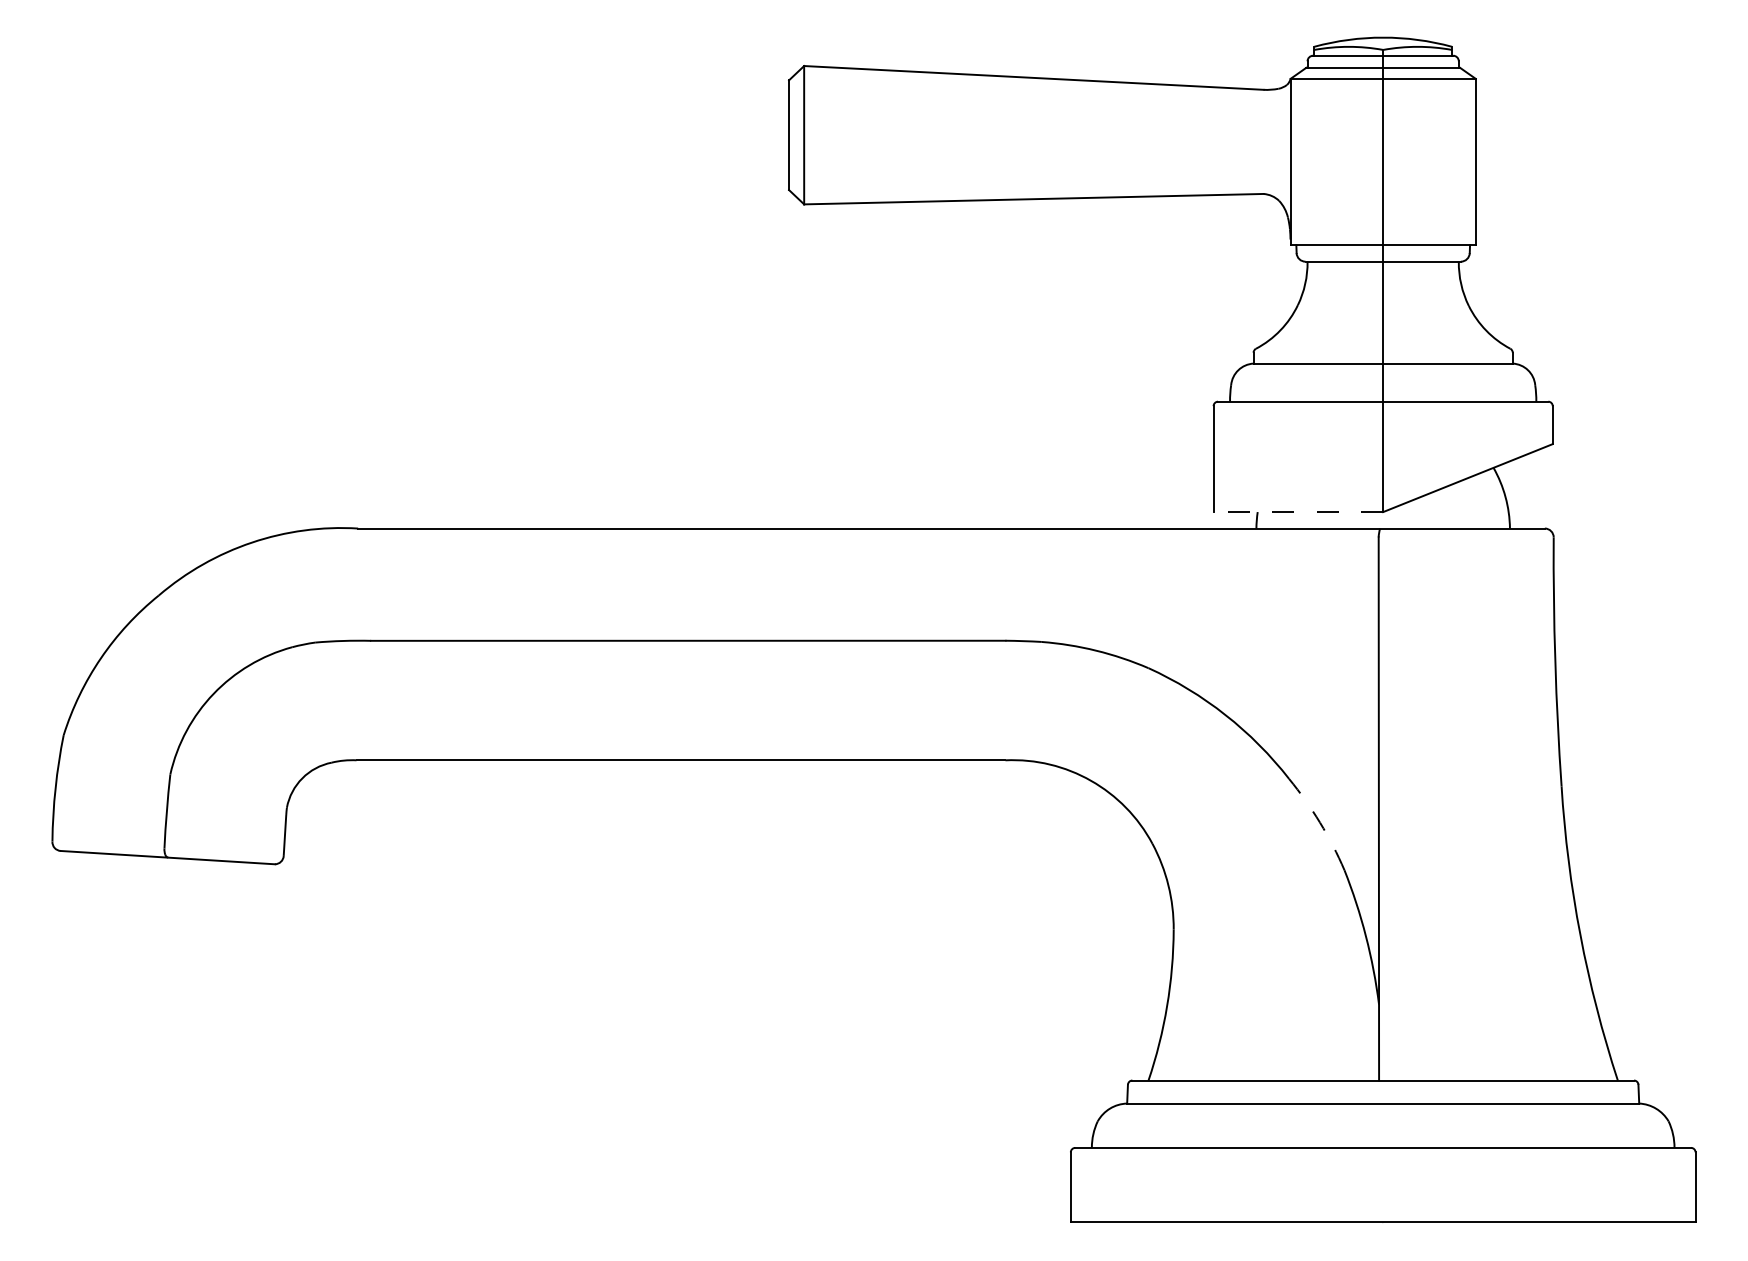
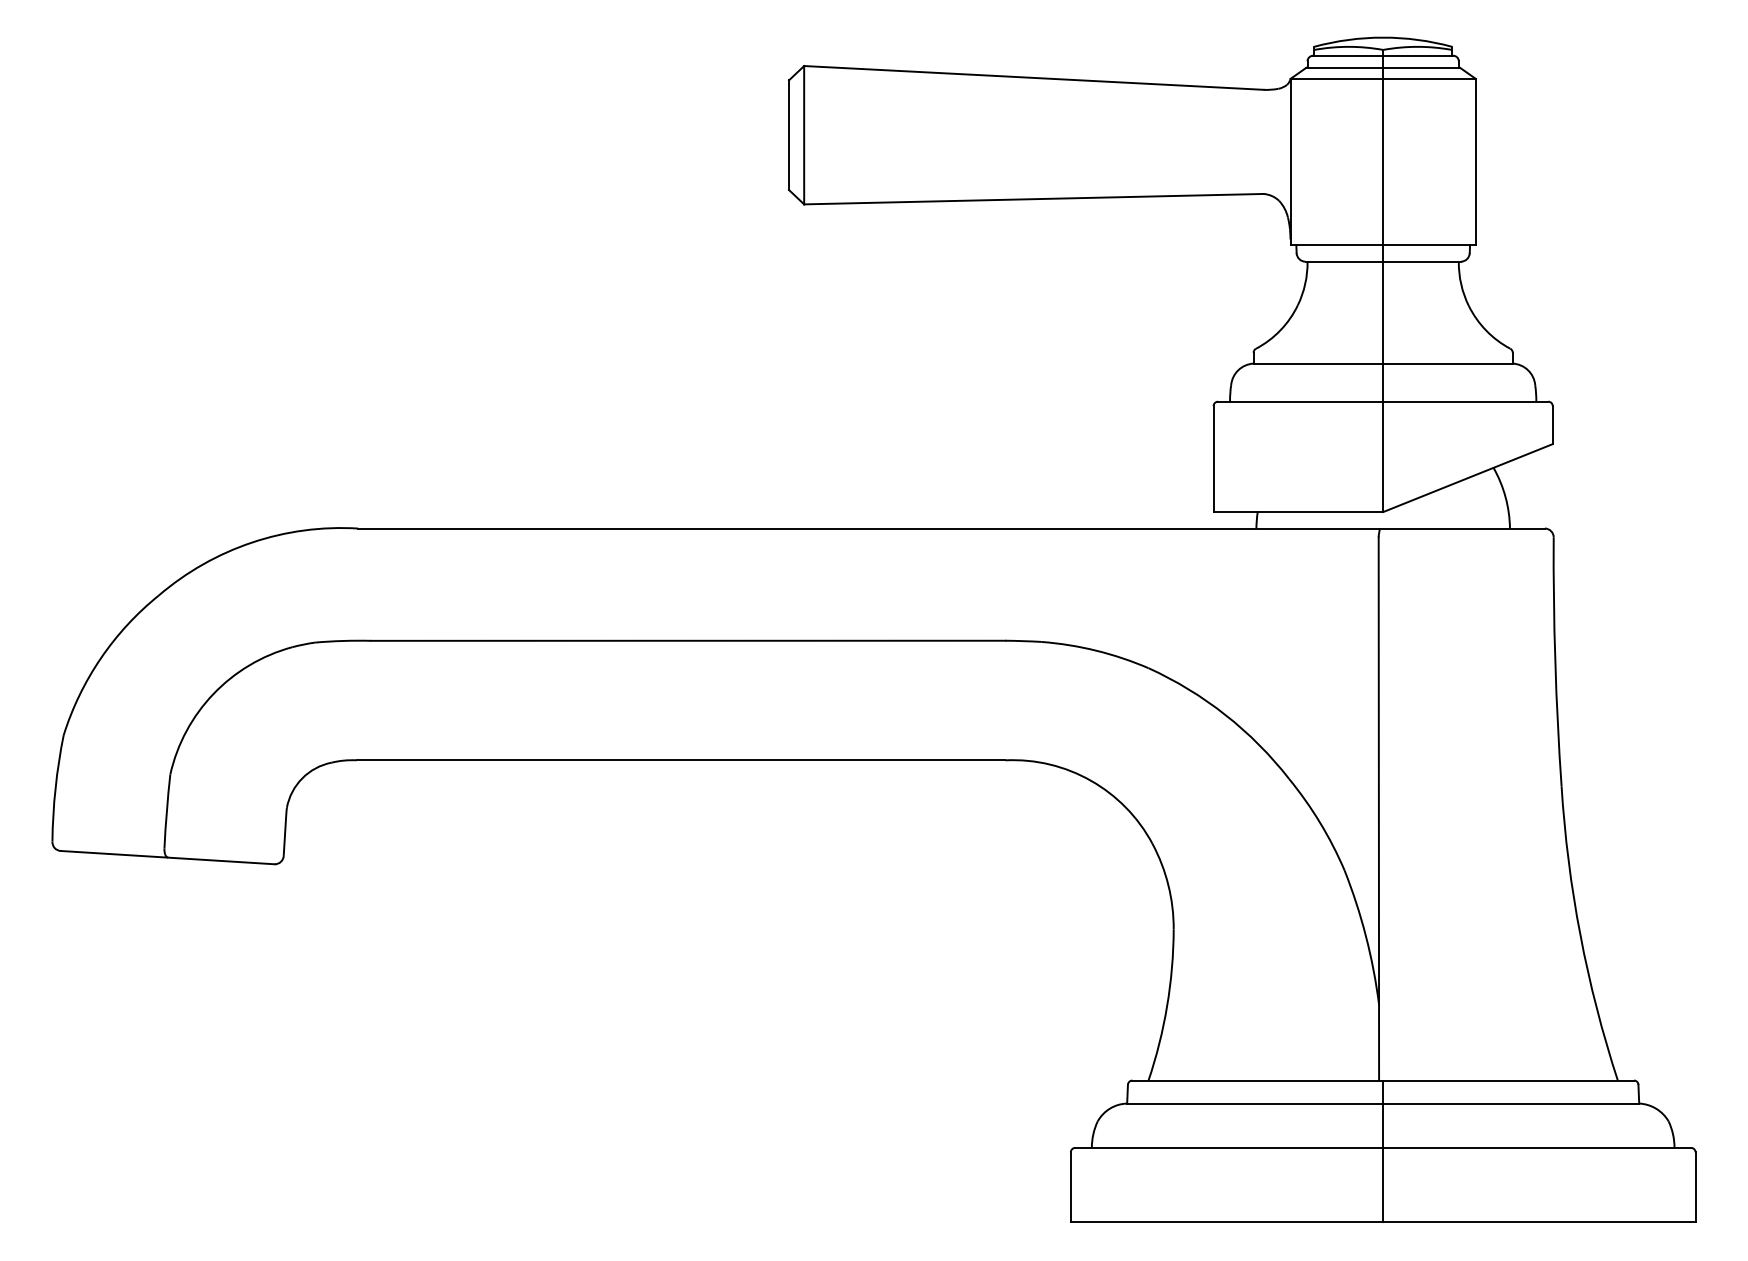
line: dashed -> solid (1298, 512)
arc: dashed -> solid (1320, 822)
line: none -> present (1383, 1151)
